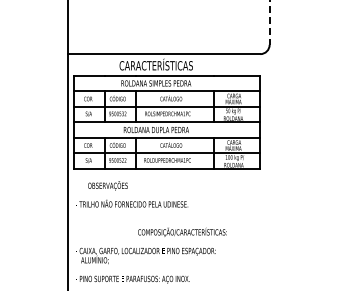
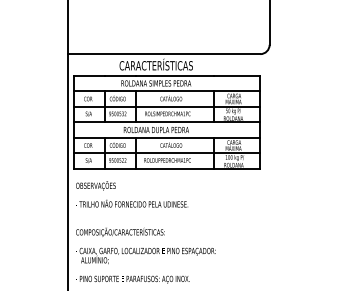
line: dashed -> solid (269, 22)
text position: (107, 185) -> (95, 185) (95, 185)
text position: (182, 231) -> (120, 231) (120, 231)
